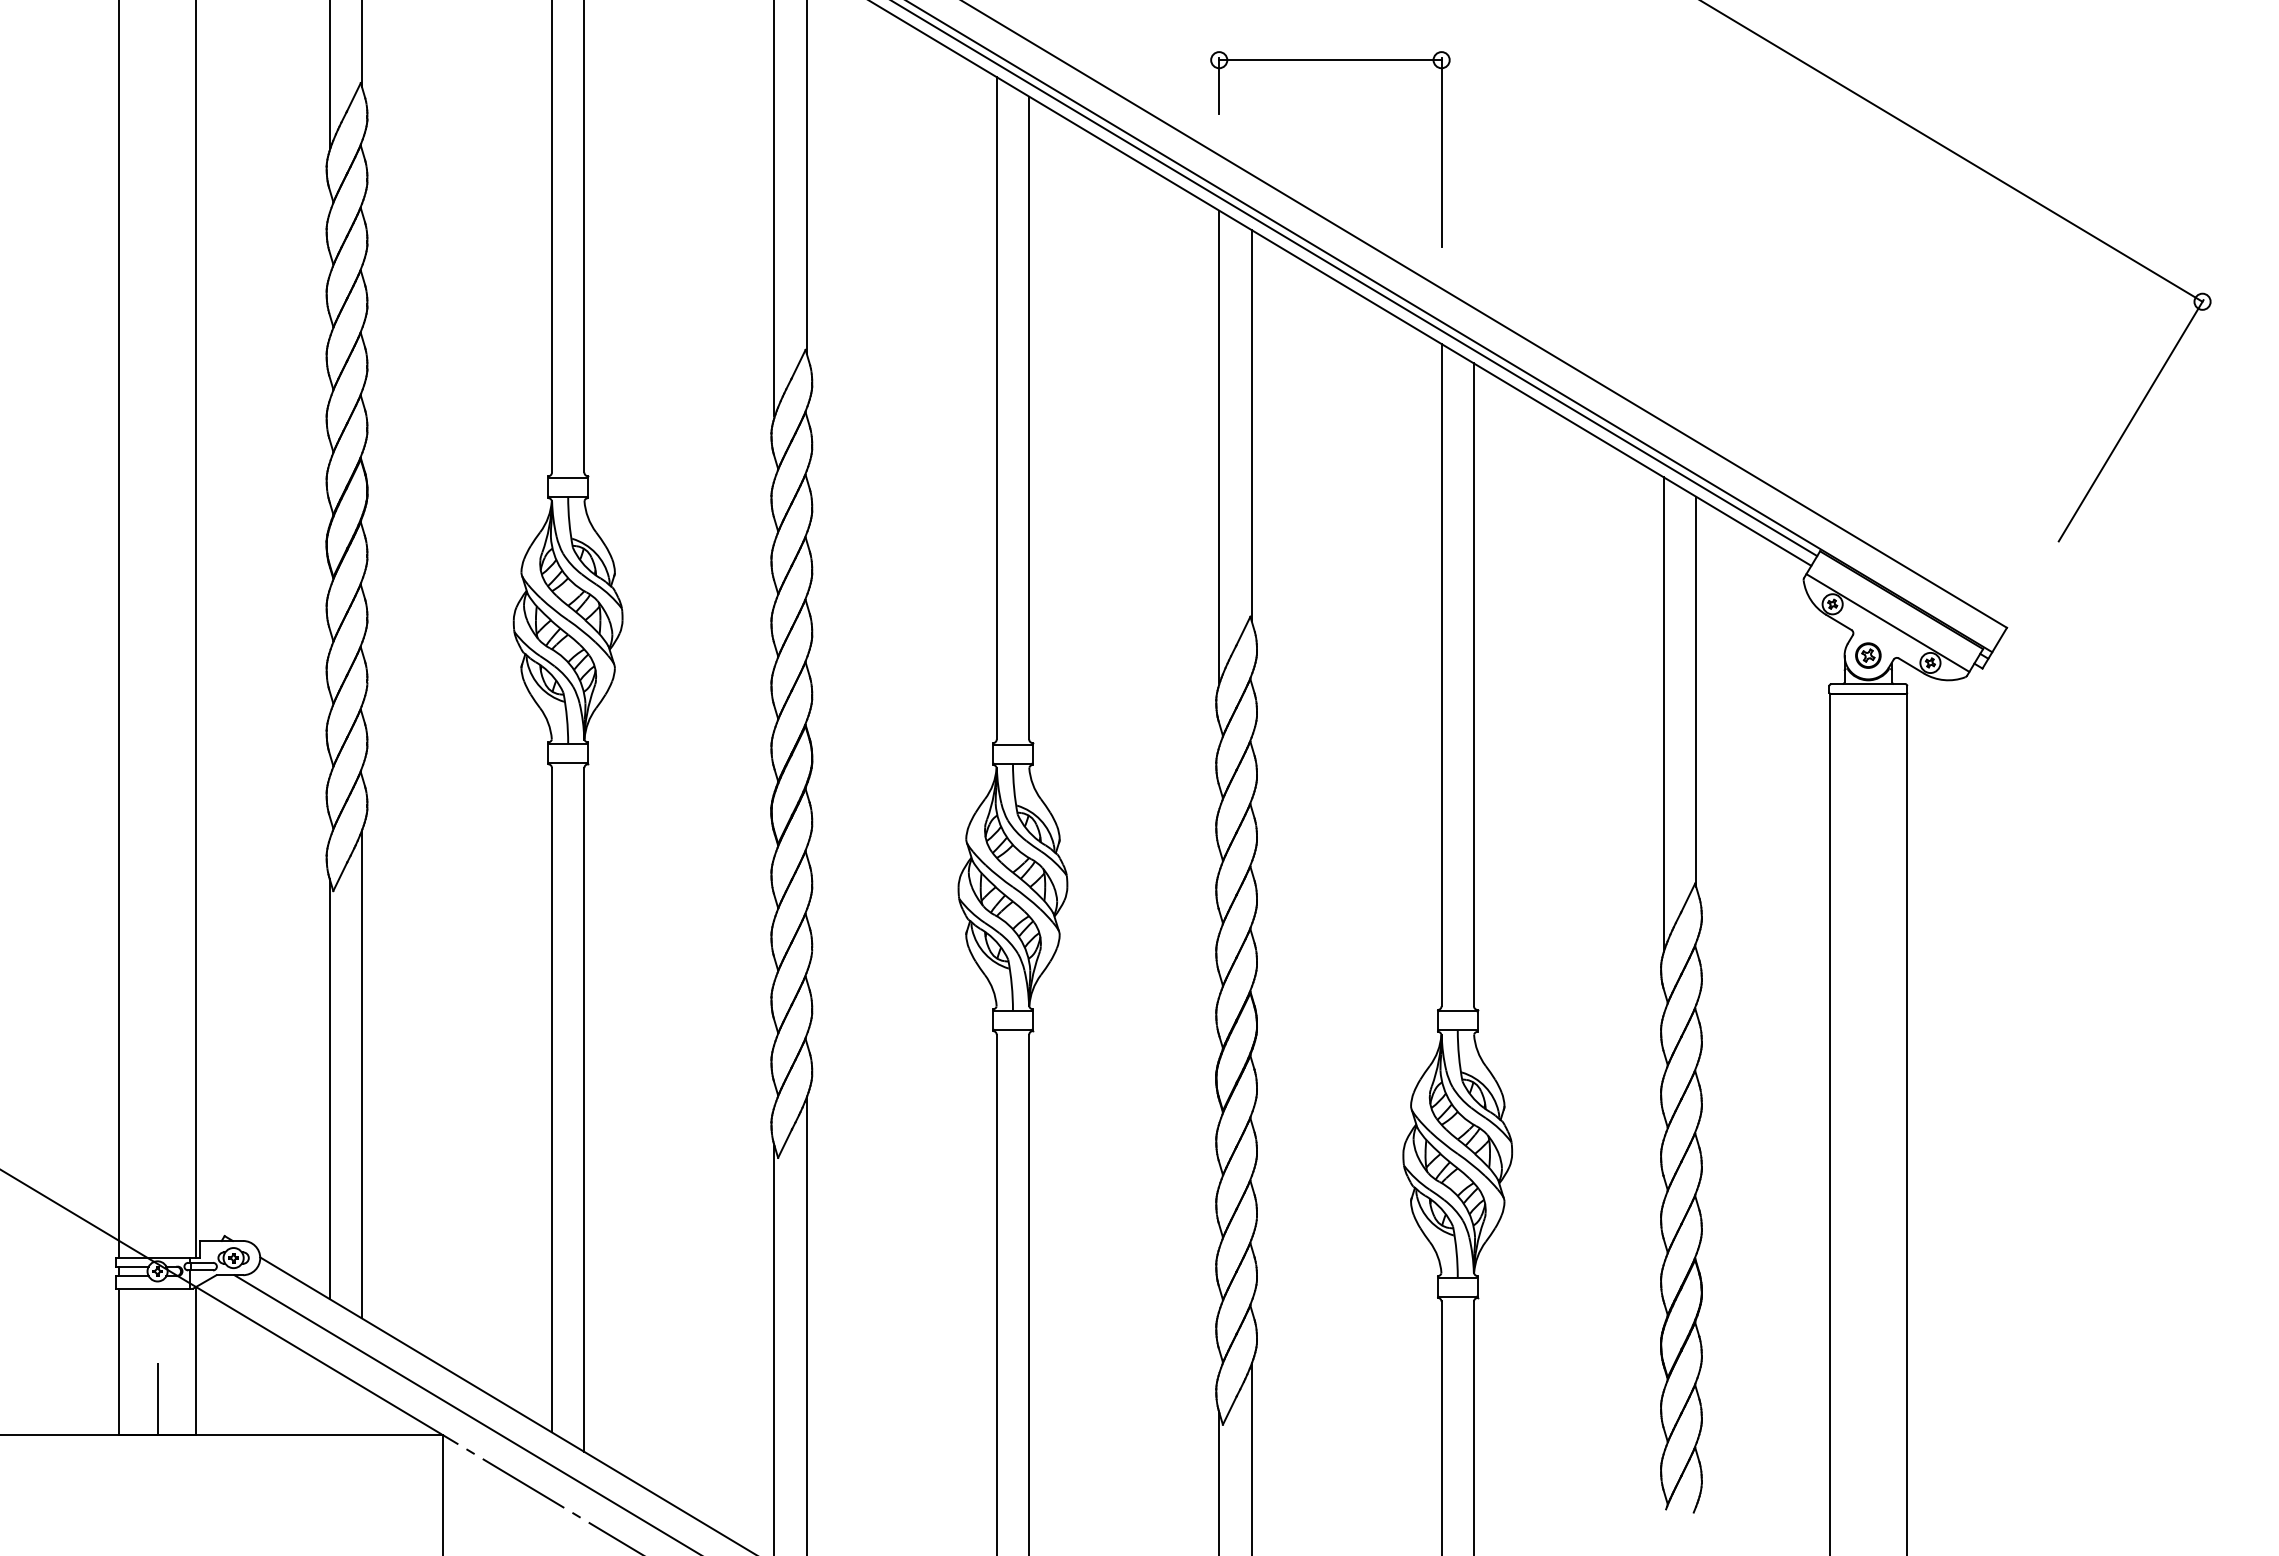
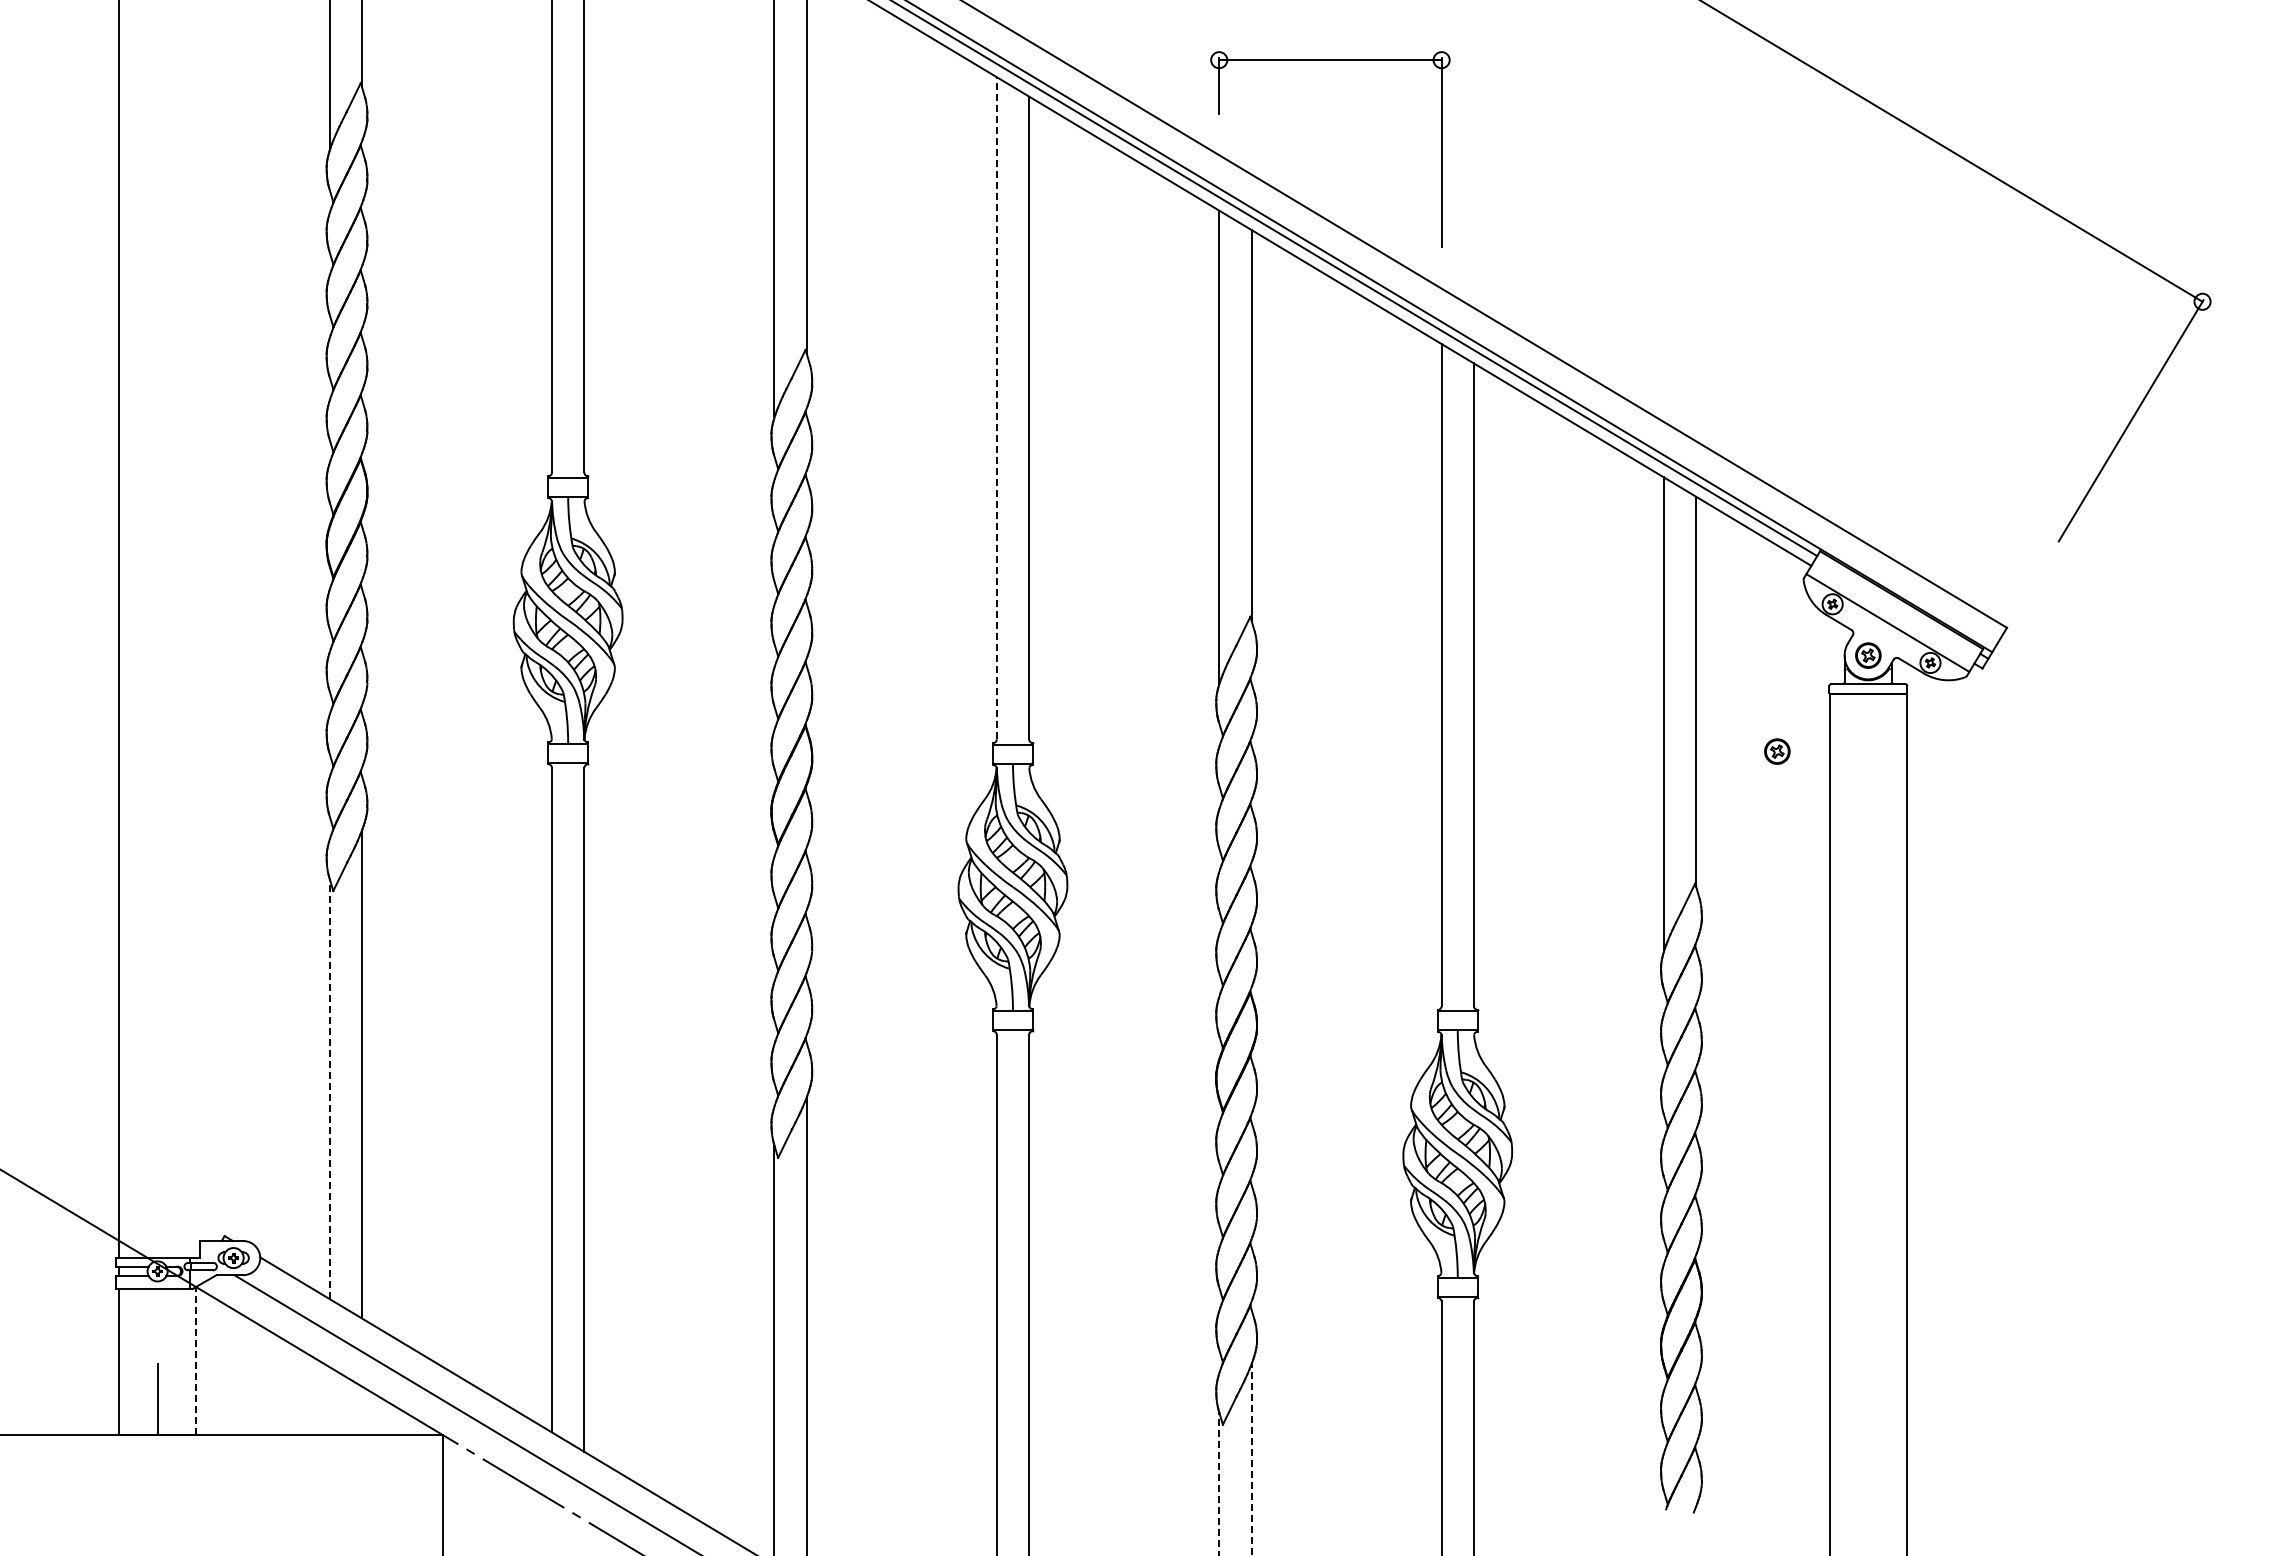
line: solid -> dashed (996, 407)
line: present -> none (196, 630)
part: none -> present (1777, 751)
line: solid -> dashed (329, 1088)
line: solid -> dashed (196, 1360)
line: solid -> dashed (1251, 1459)
line: solid -> dashed (1219, 1483)
